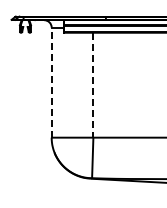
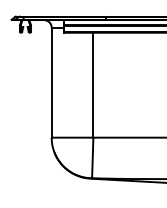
line: dashed -> solid (51, 82)
line: dashed -> solid (93, 85)
